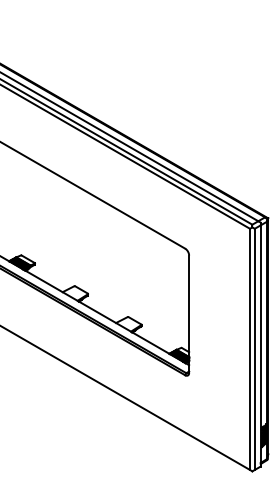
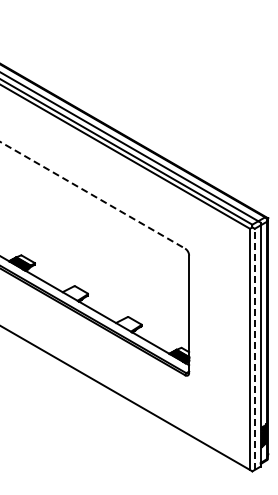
line: solid -> dashed (92, 195)
line: solid -> dashed (254, 349)
